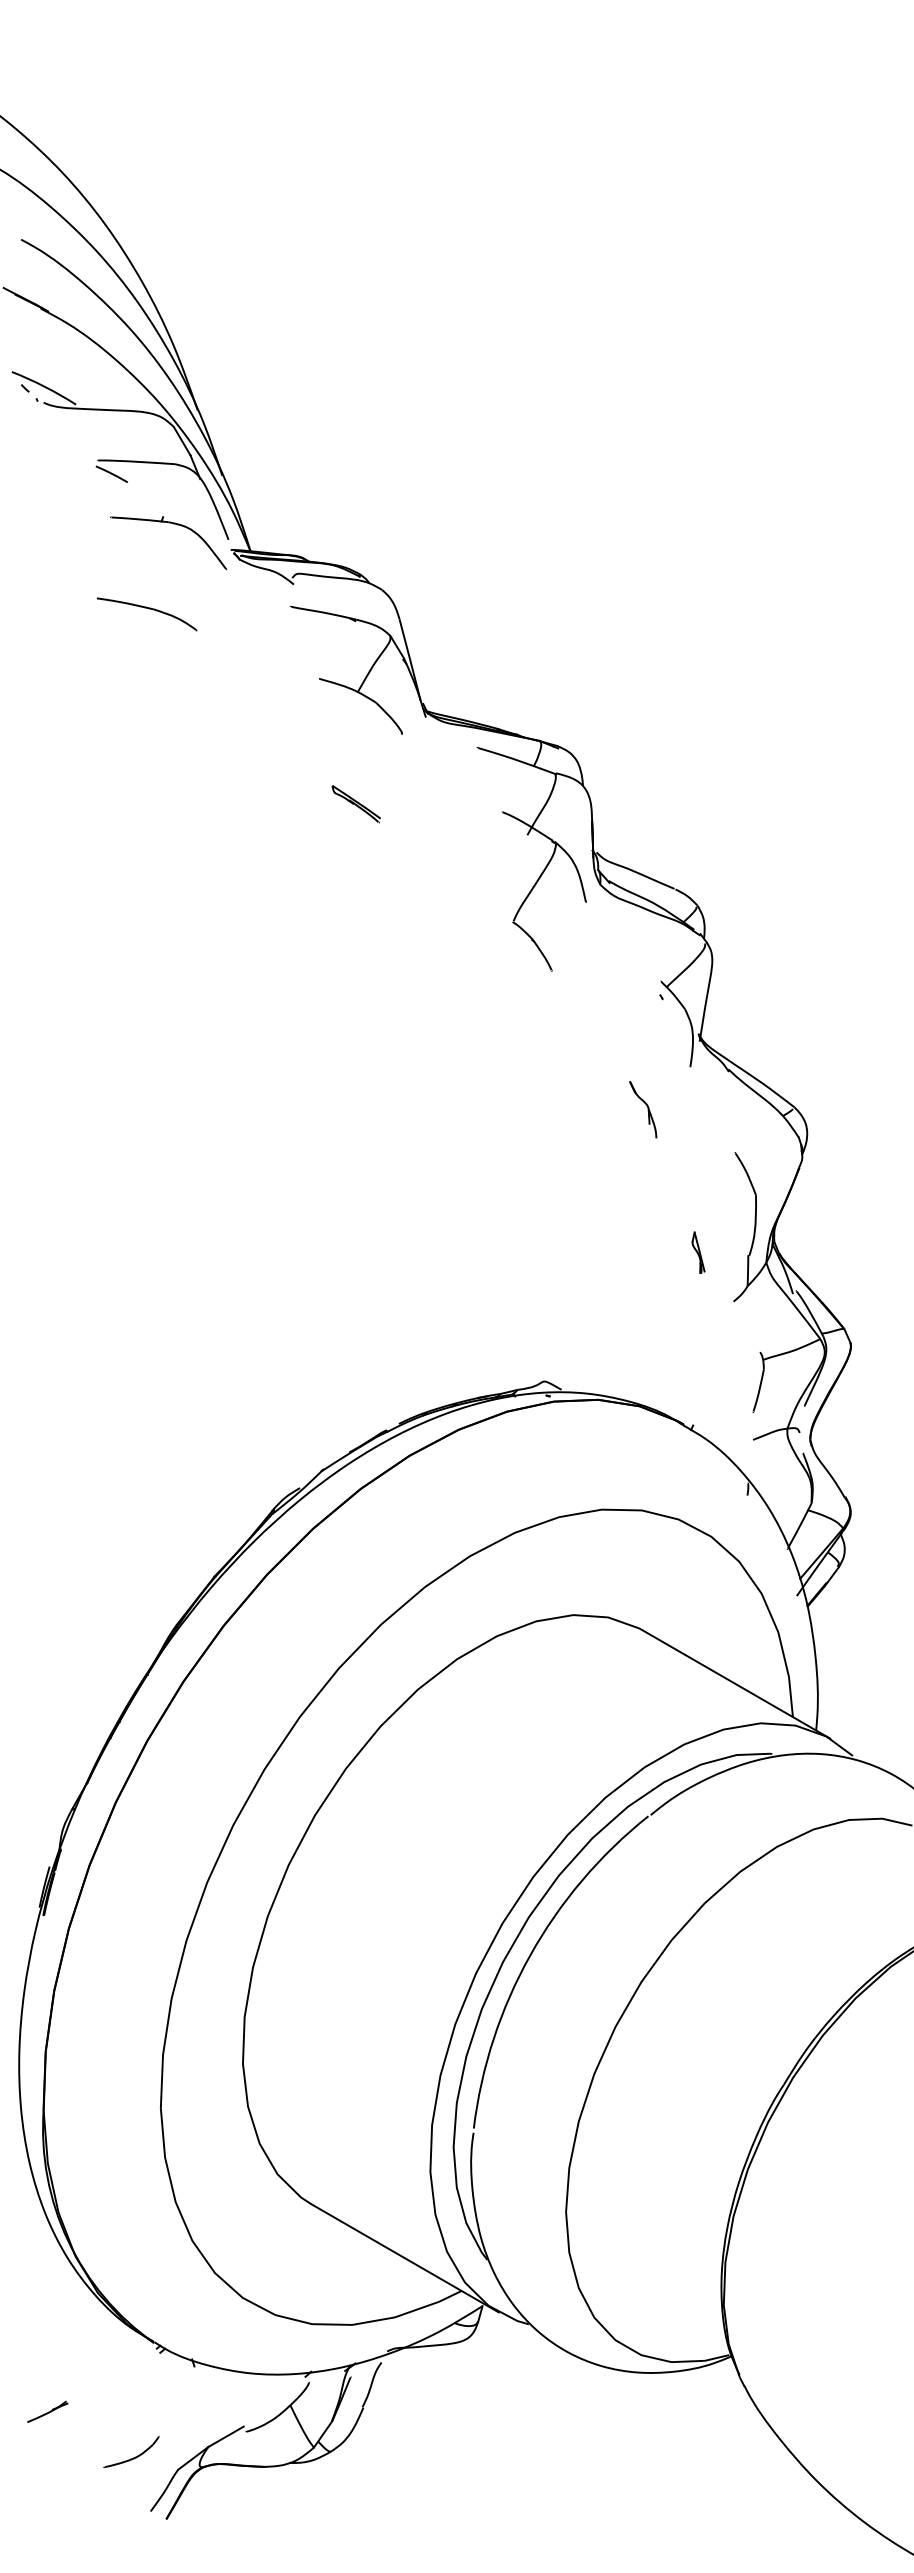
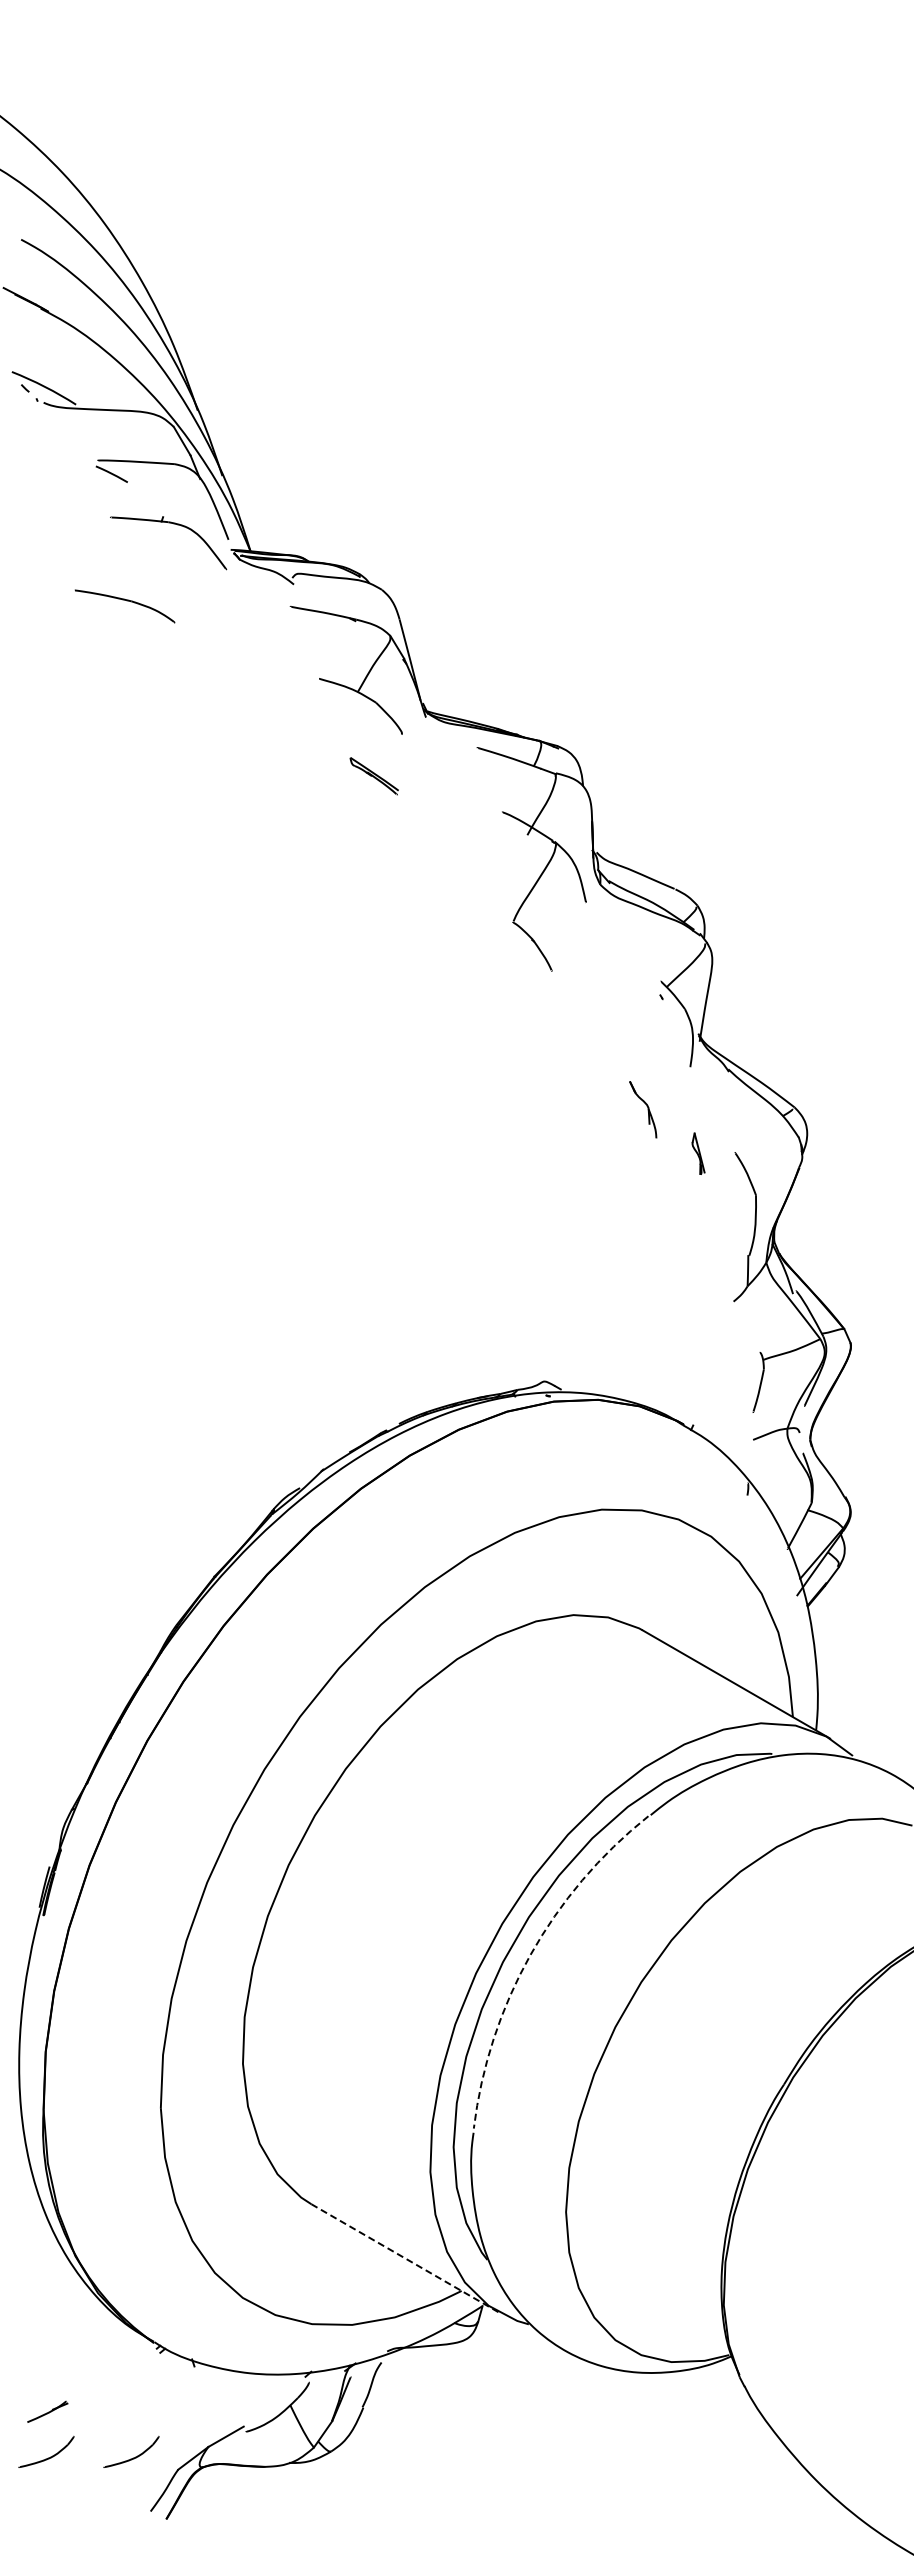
part position: (146, 614) -> (124, 606) (124, 606)
part position: (355, 804) -> (373, 776) (373, 776)
part position: (698, 1252) -> (698, 1153) (698, 1153)
arc: solid -> dashed (530, 1955)
line: solid -> dashed (405, 2258)
part: none -> present (48, 2457)
